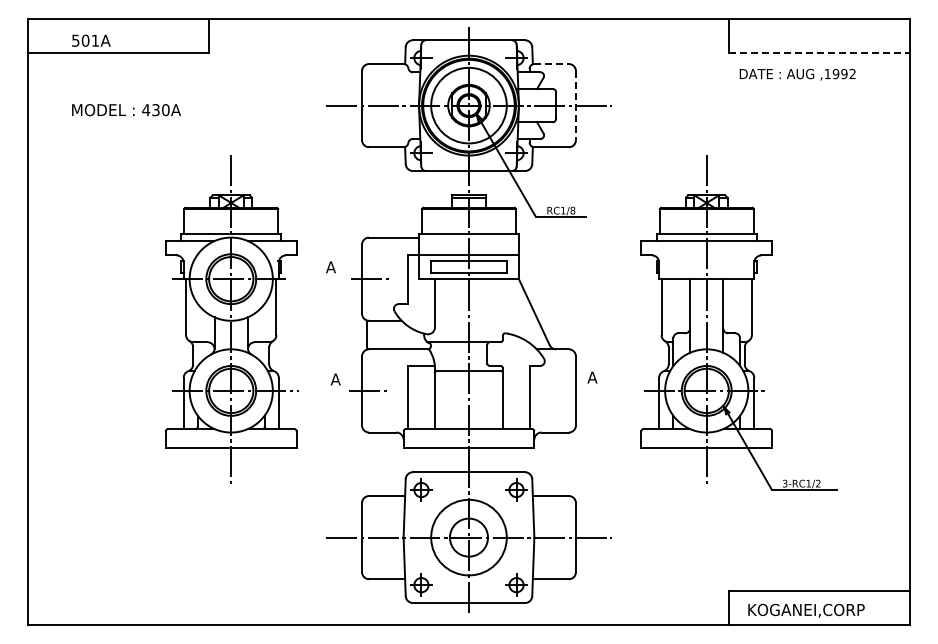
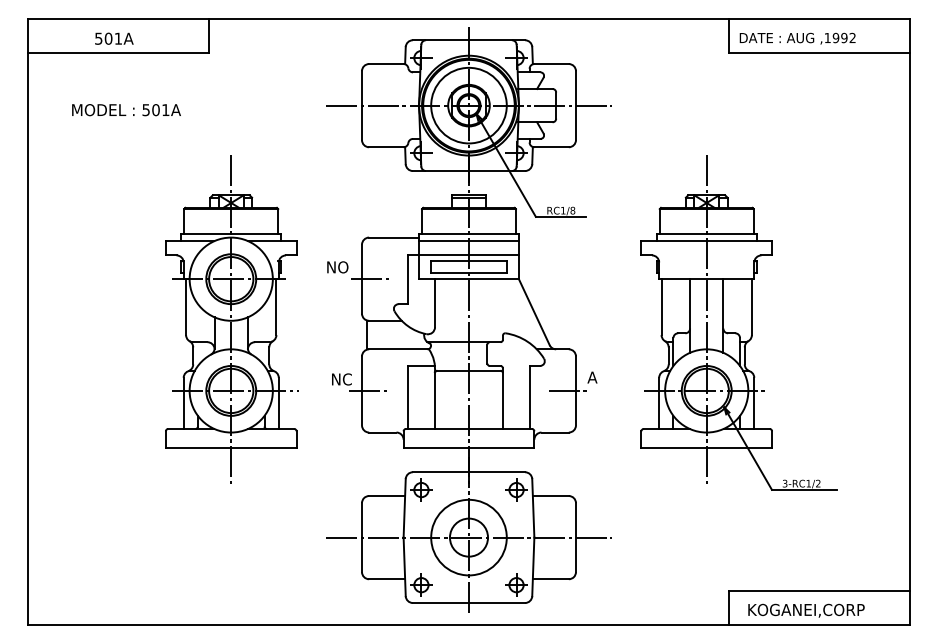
text position: (91, 40) -> (114, 38) (114, 38)
line: dashed -> solid (819, 53)
line: dashed -> solid (552, 64)
text position: (797, 74) -> (797, 38) (797, 38)
line: dashed -> solid (575, 106)
text: 430A -> 501A (155, 110)
line: none -> present (468, 241)
text: A -> NO (337, 267)
text: A -> NC (340, 379)
line: none -> present (568, 390)
